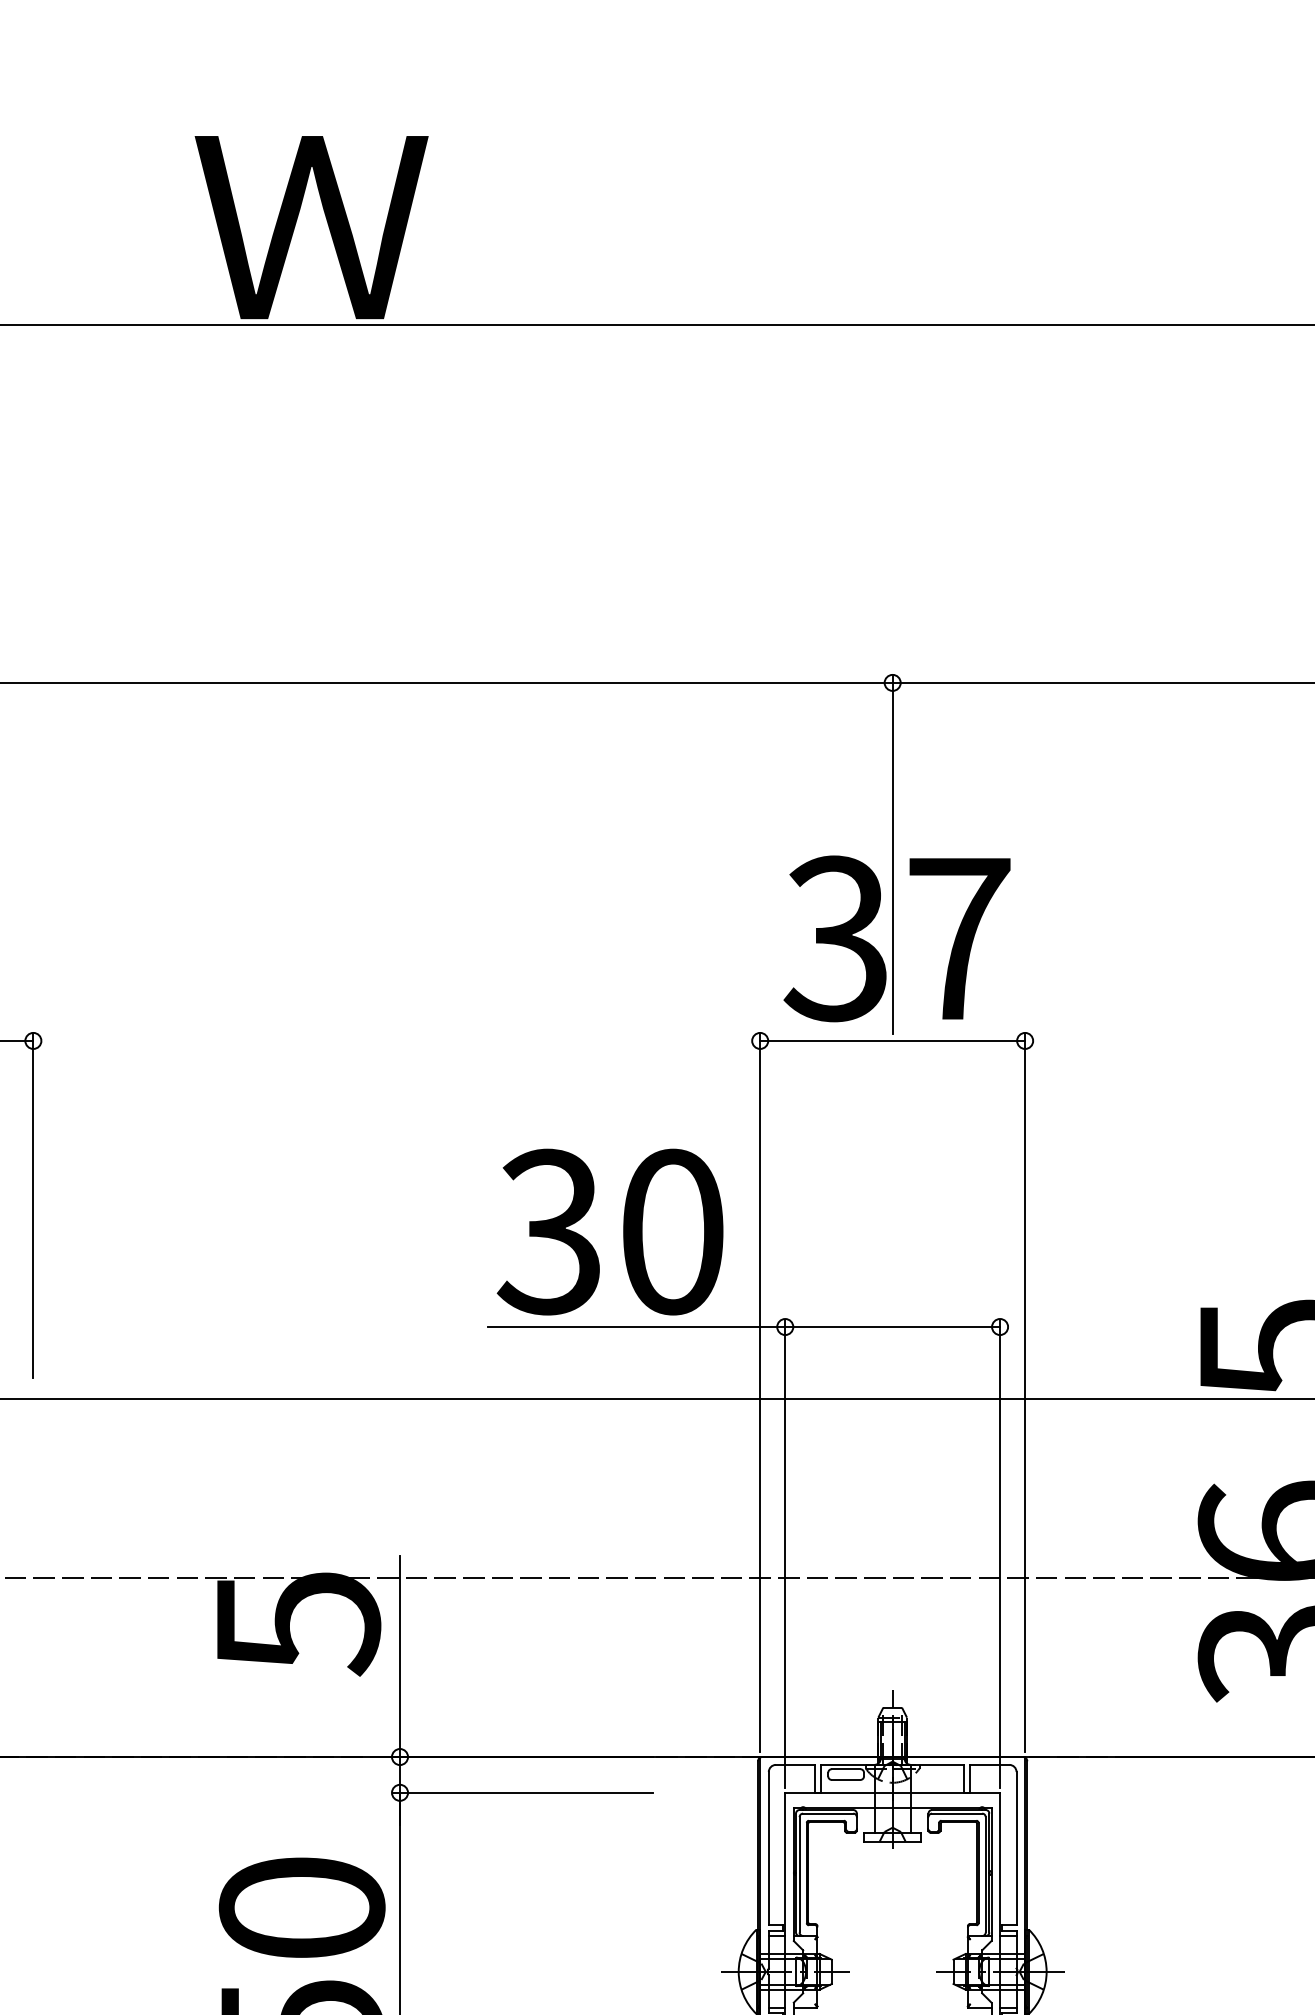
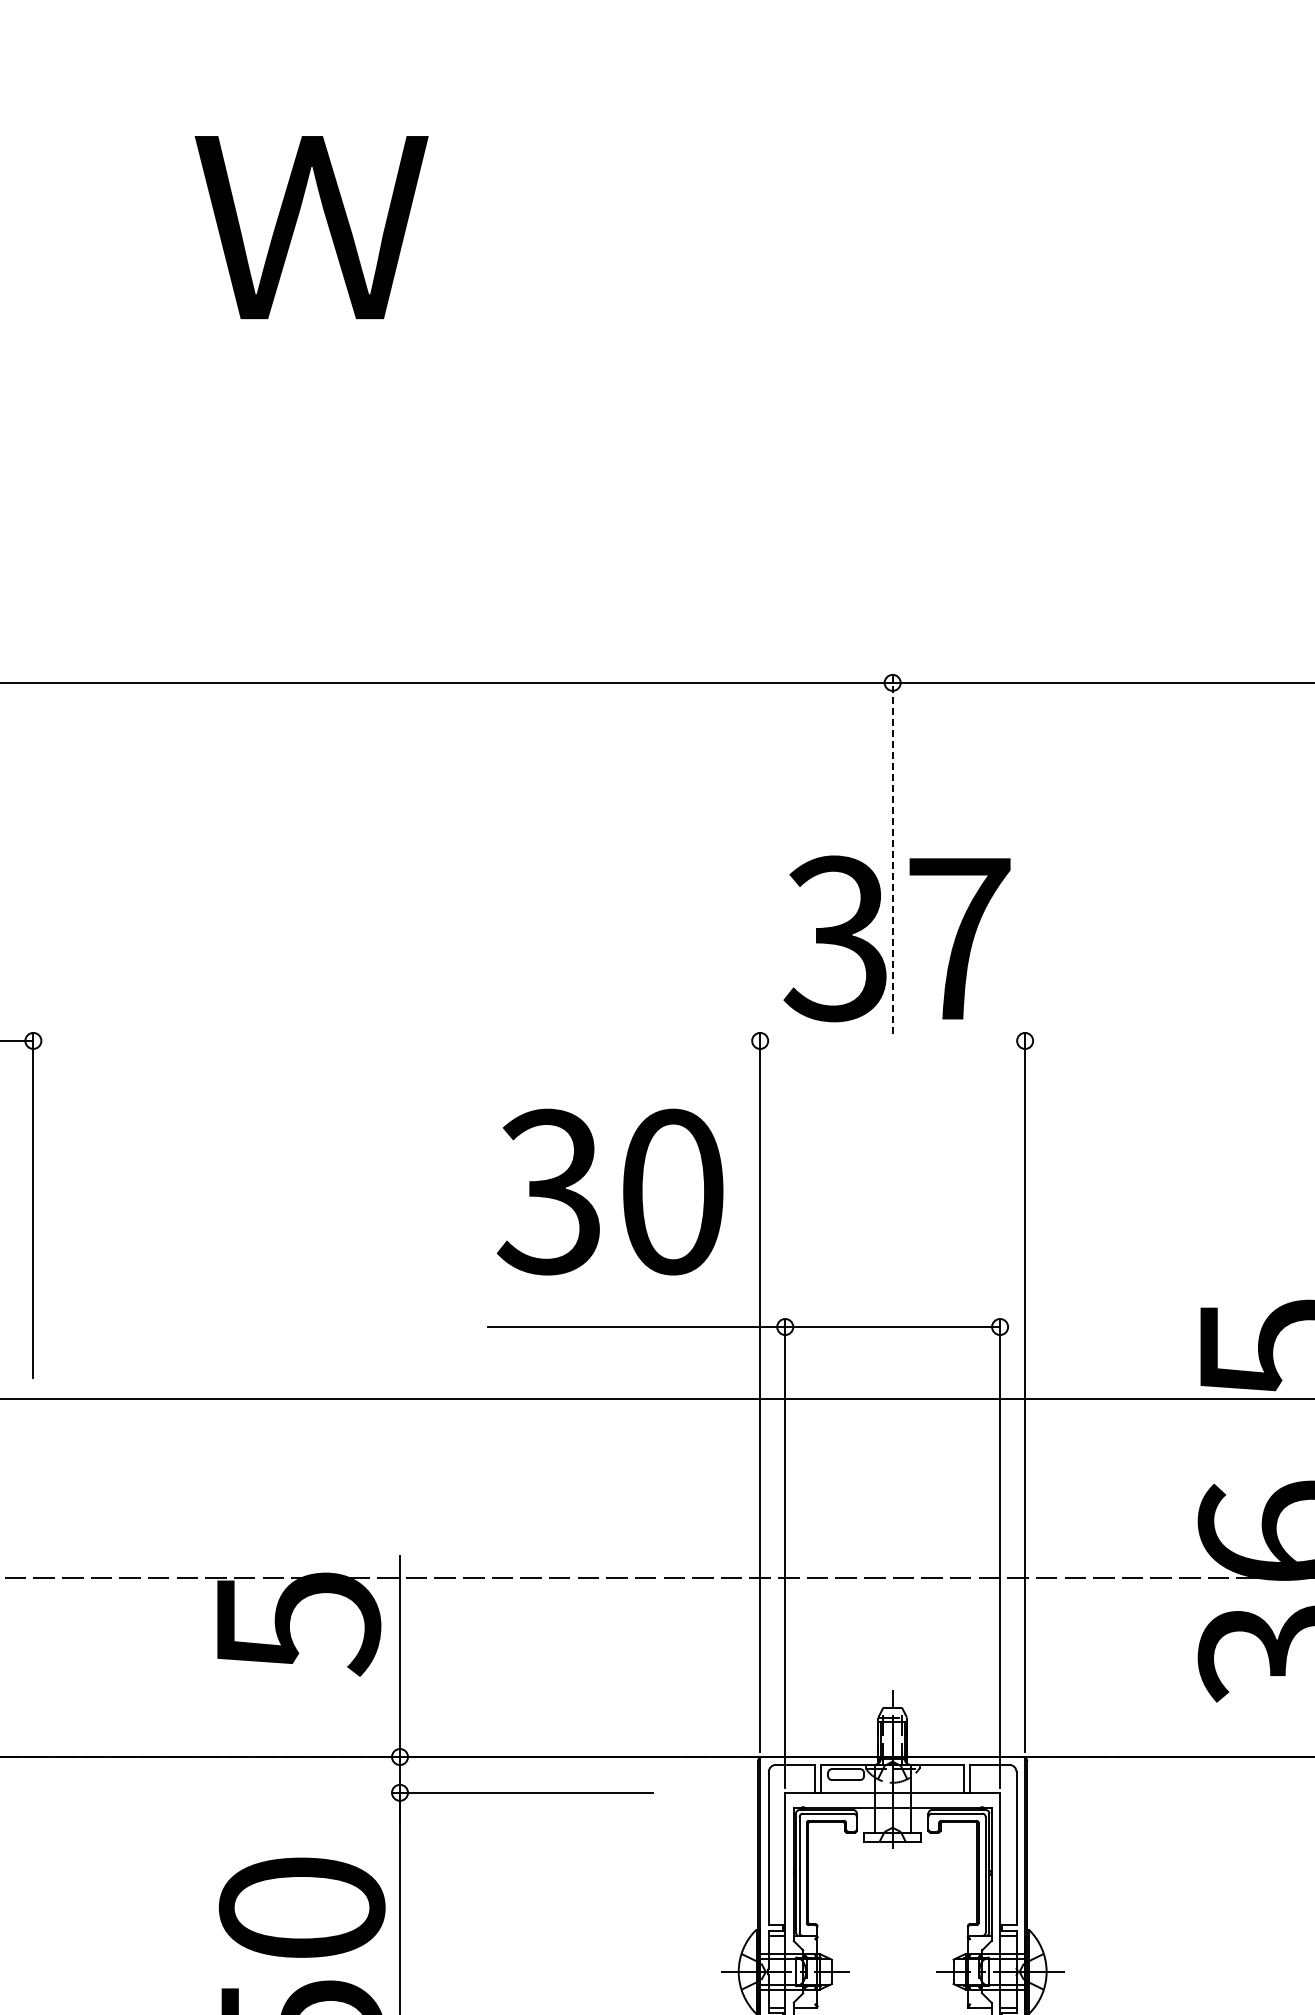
line: present -> none (656, 324)
line: solid -> dashed (892, 854)
line: present -> none (892, 1040)
text position: (609, 1231) -> (609, 1191) (609, 1191)
